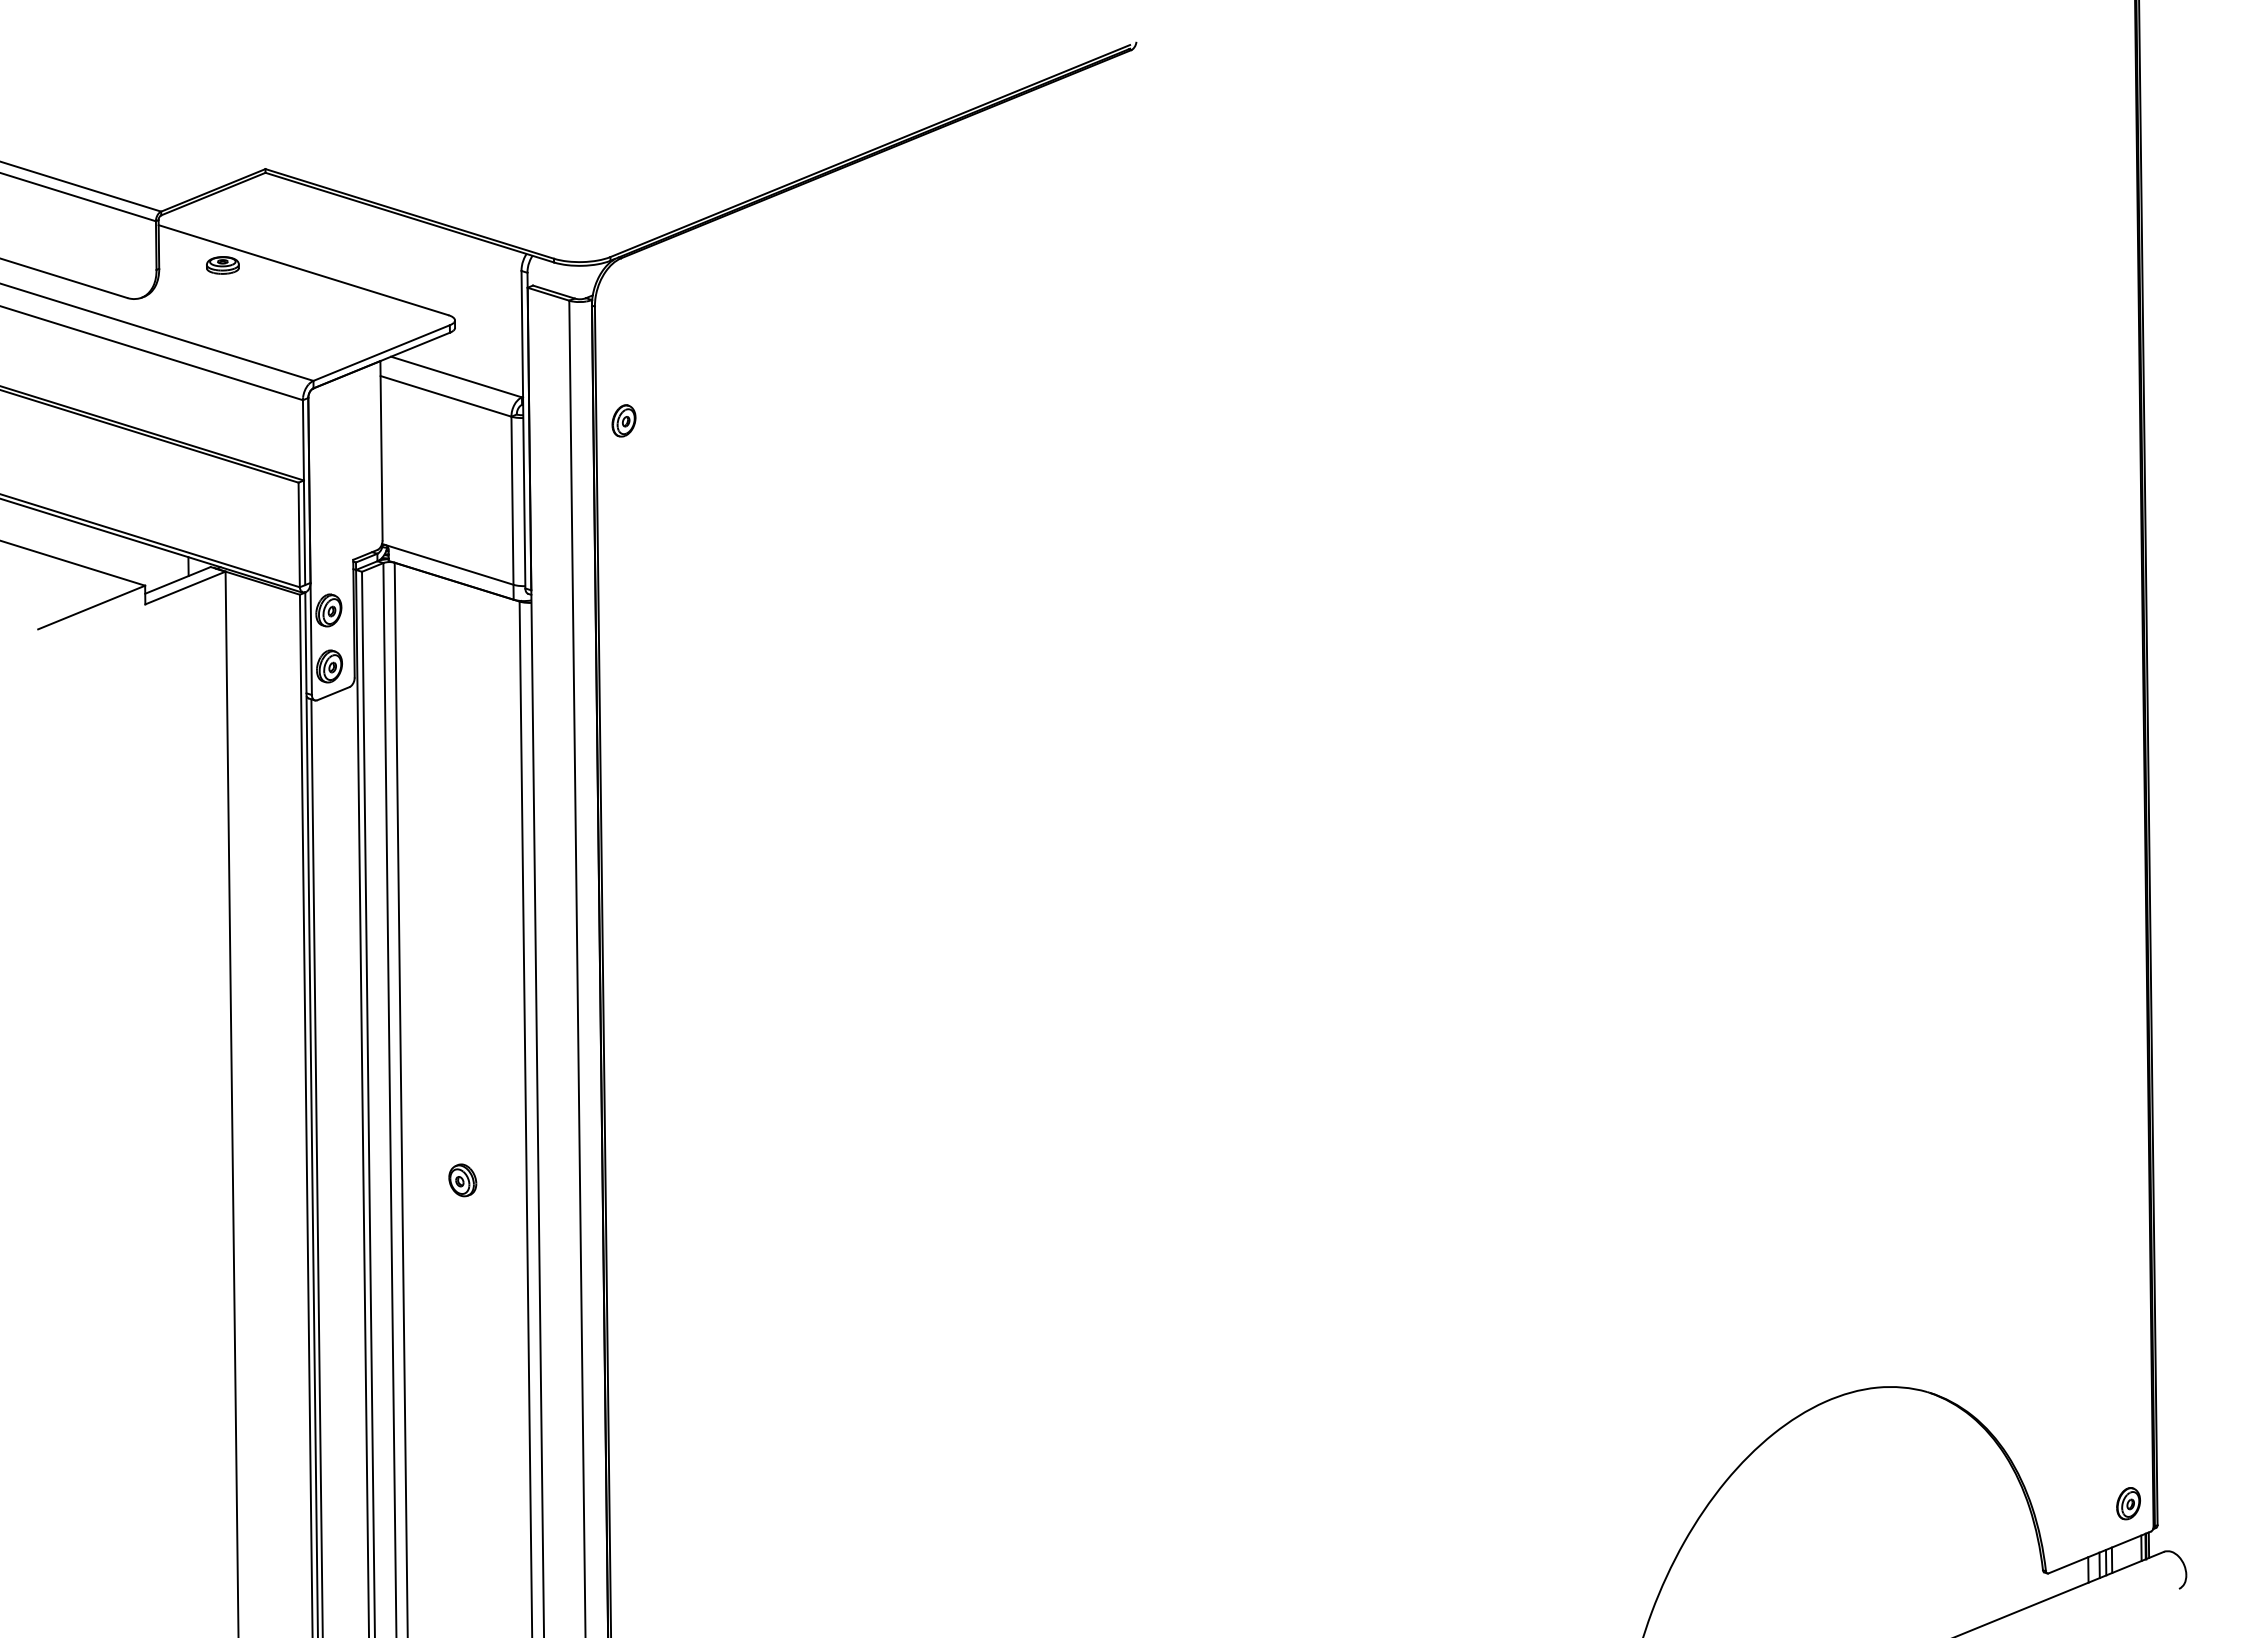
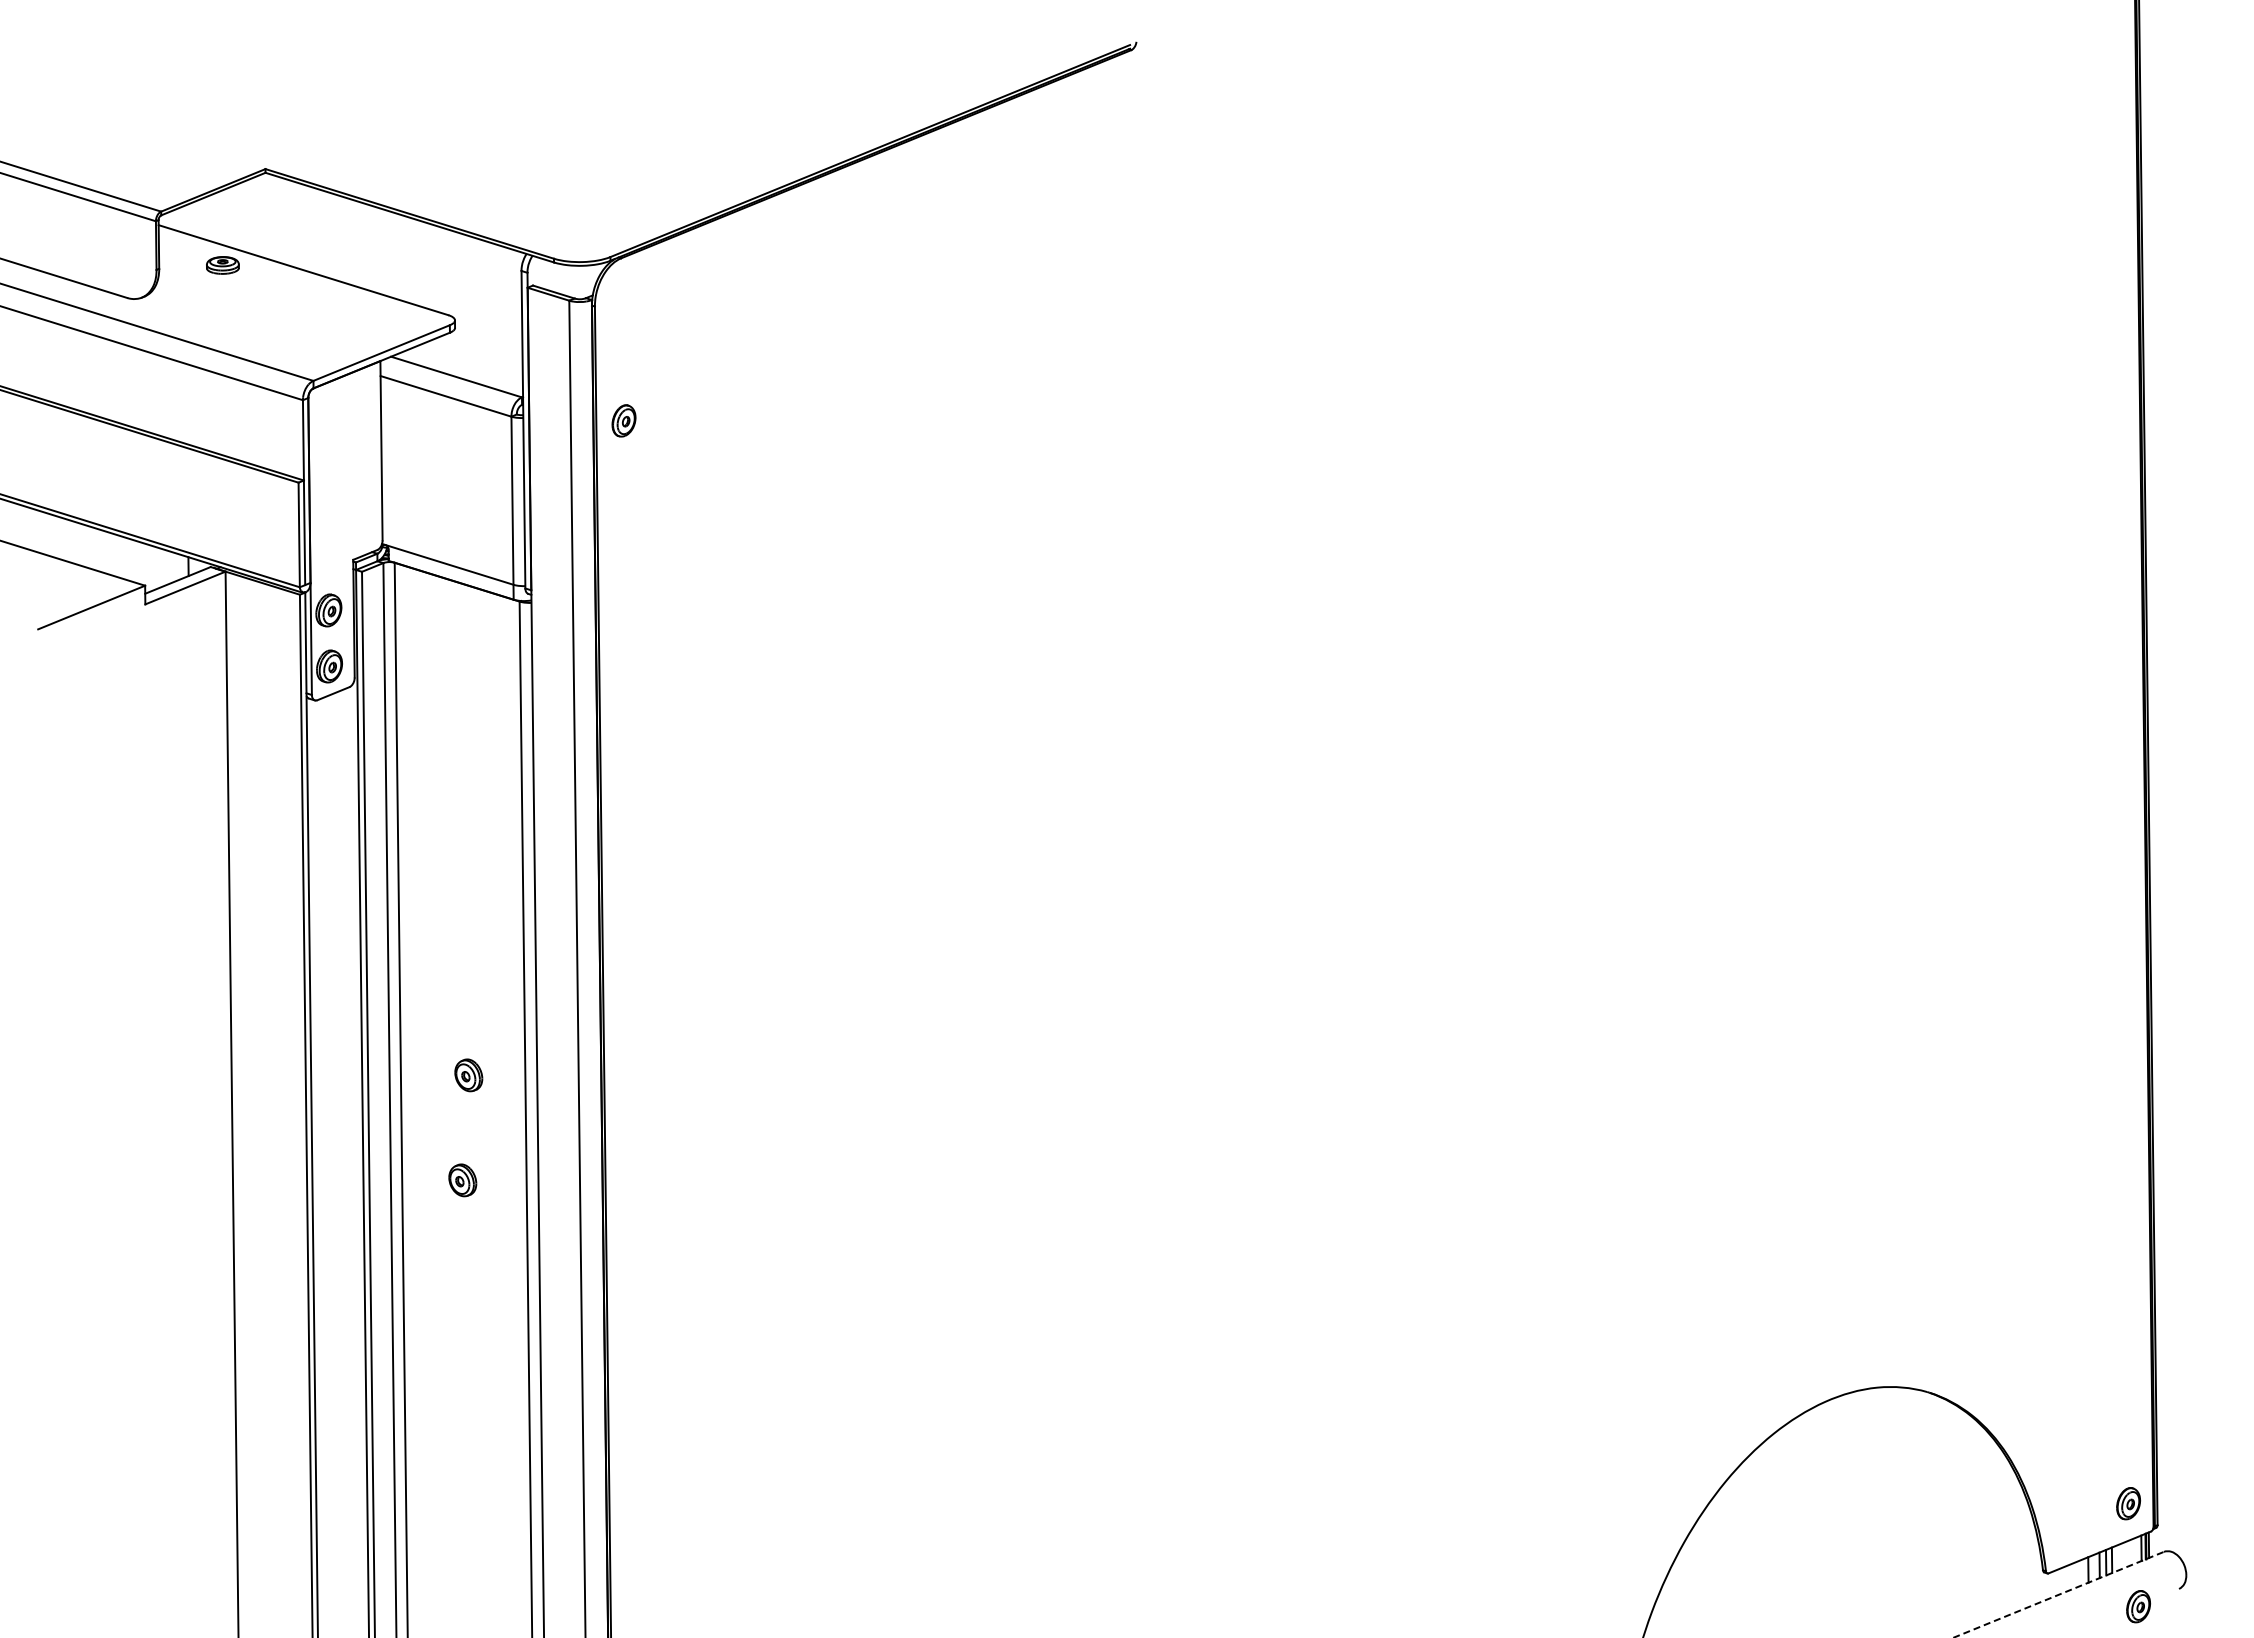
part: none -> present (468, 1075)
line: present -> none (316, 1166)
line: solid -> dashed (2059, 1594)
part: none -> present (2138, 1606)
